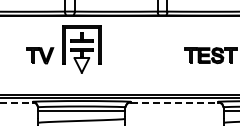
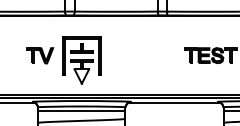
part position: (81, 49) -> (81, 60) (81, 60)
line: dashed -> solid (16, 102)
line: dashed -> solid (174, 102)
